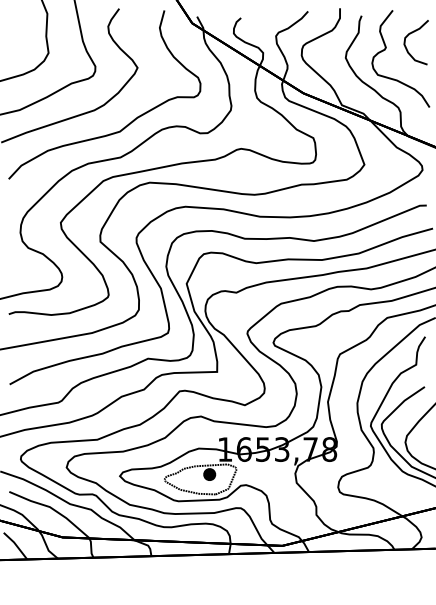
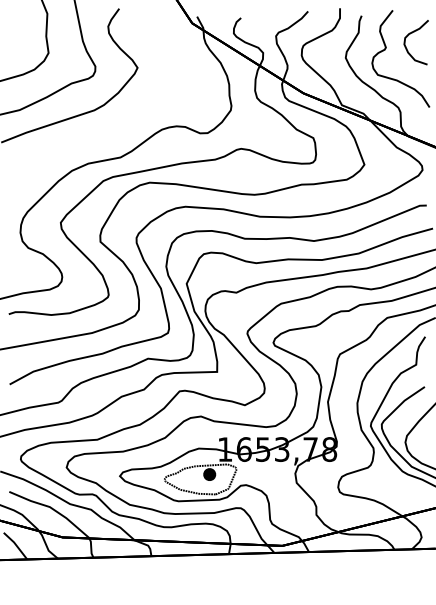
part: present -> none (129, 122)
